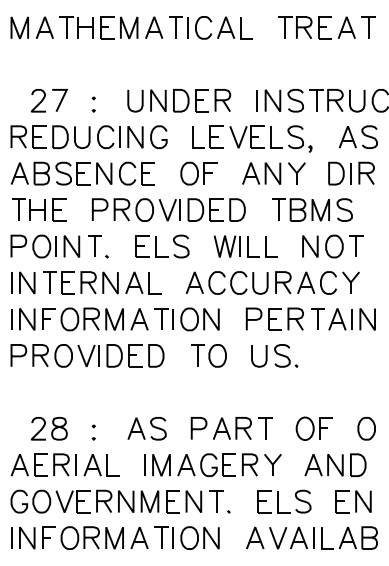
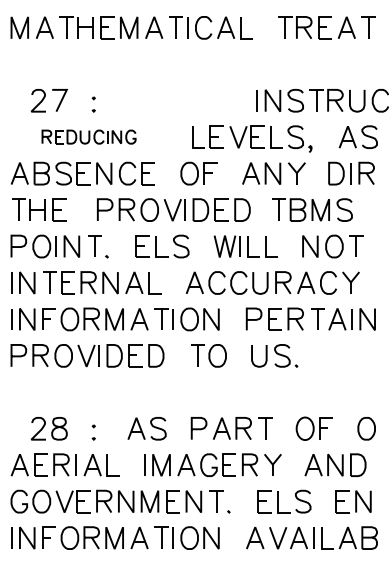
part: present -> none (179, 100)
part size: 158x24 px -> 96x16 px (88, 136)
part position: (168, 209) -> (173, 209) (173, 209)
